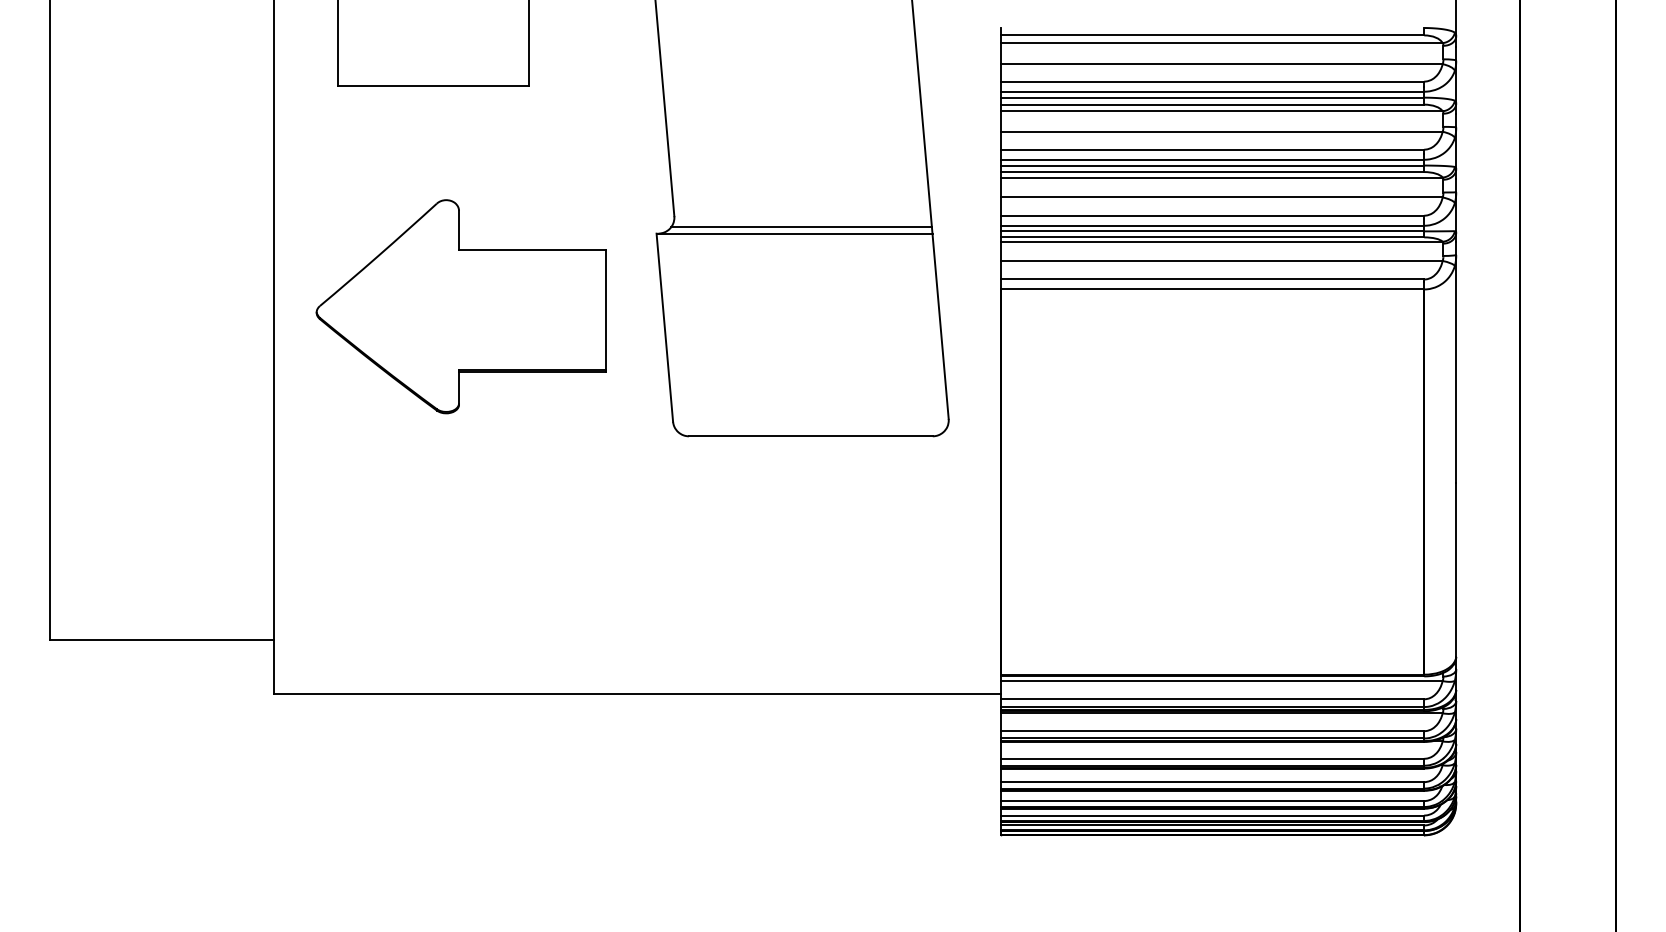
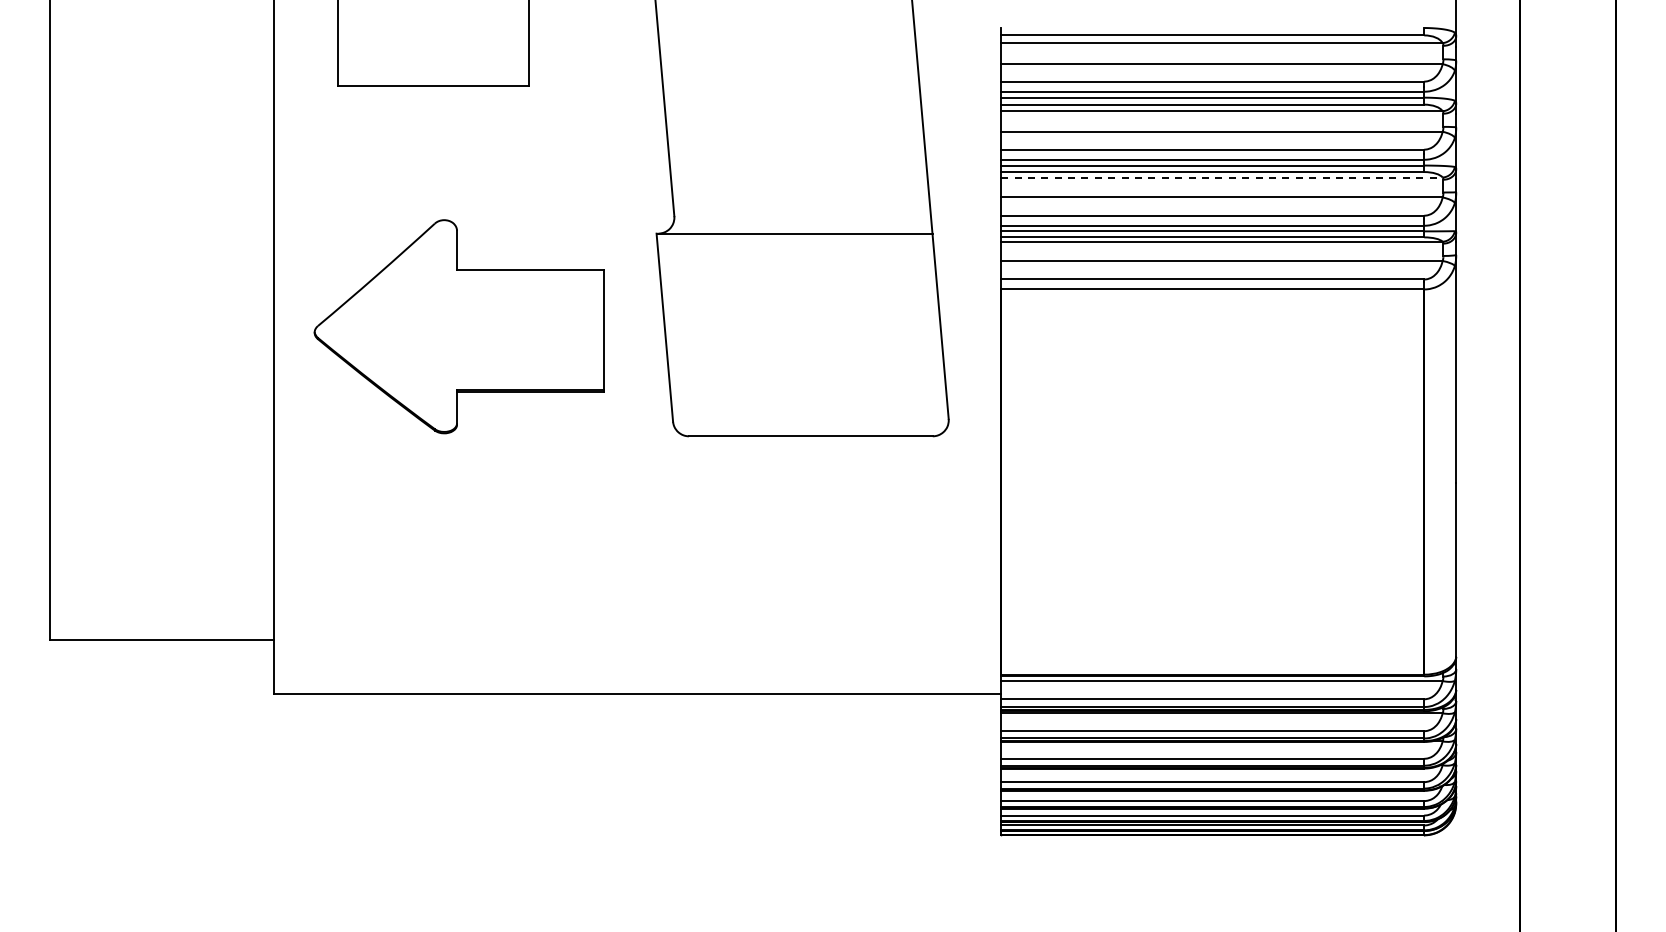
line: solid -> dashed (1221, 177)
line: present -> none (801, 227)
part position: (460, 306) -> (458, 326) (458, 326)
